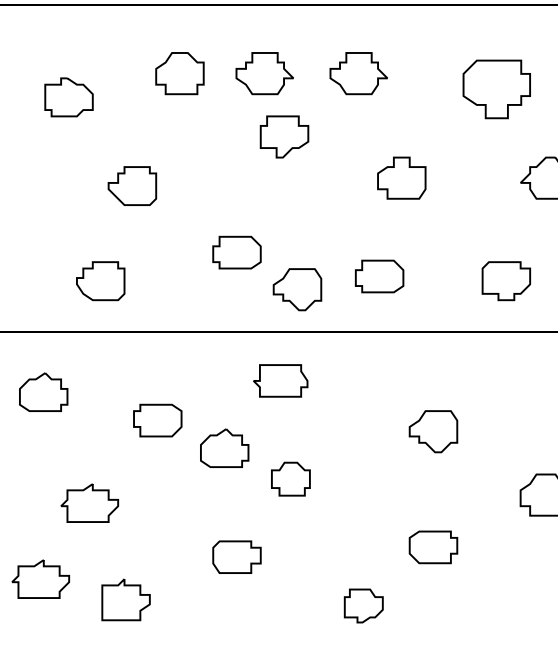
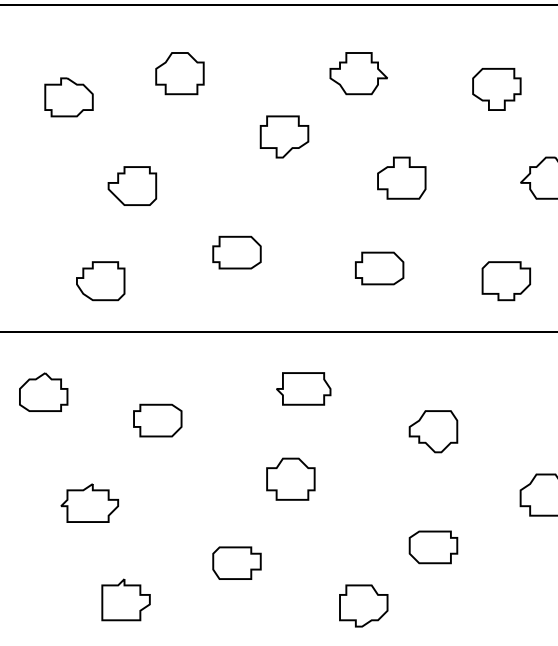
part: present -> none (264, 73)
part size: 69x61 px -> 50x43 px (496, 89)
part position: (379, 276) -> (379, 268) (379, 268)
part: present -> none (297, 289)
part position: (280, 380) -> (303, 388) (303, 388)
part: present -> none (224, 447)
part size: 40x36 px -> 50x44 px (290, 478)
part position: (236, 556) -> (236, 562) (236, 562)
part: present -> none (40, 578)
part size: 41x36 px -> 50x44 px (363, 605)
